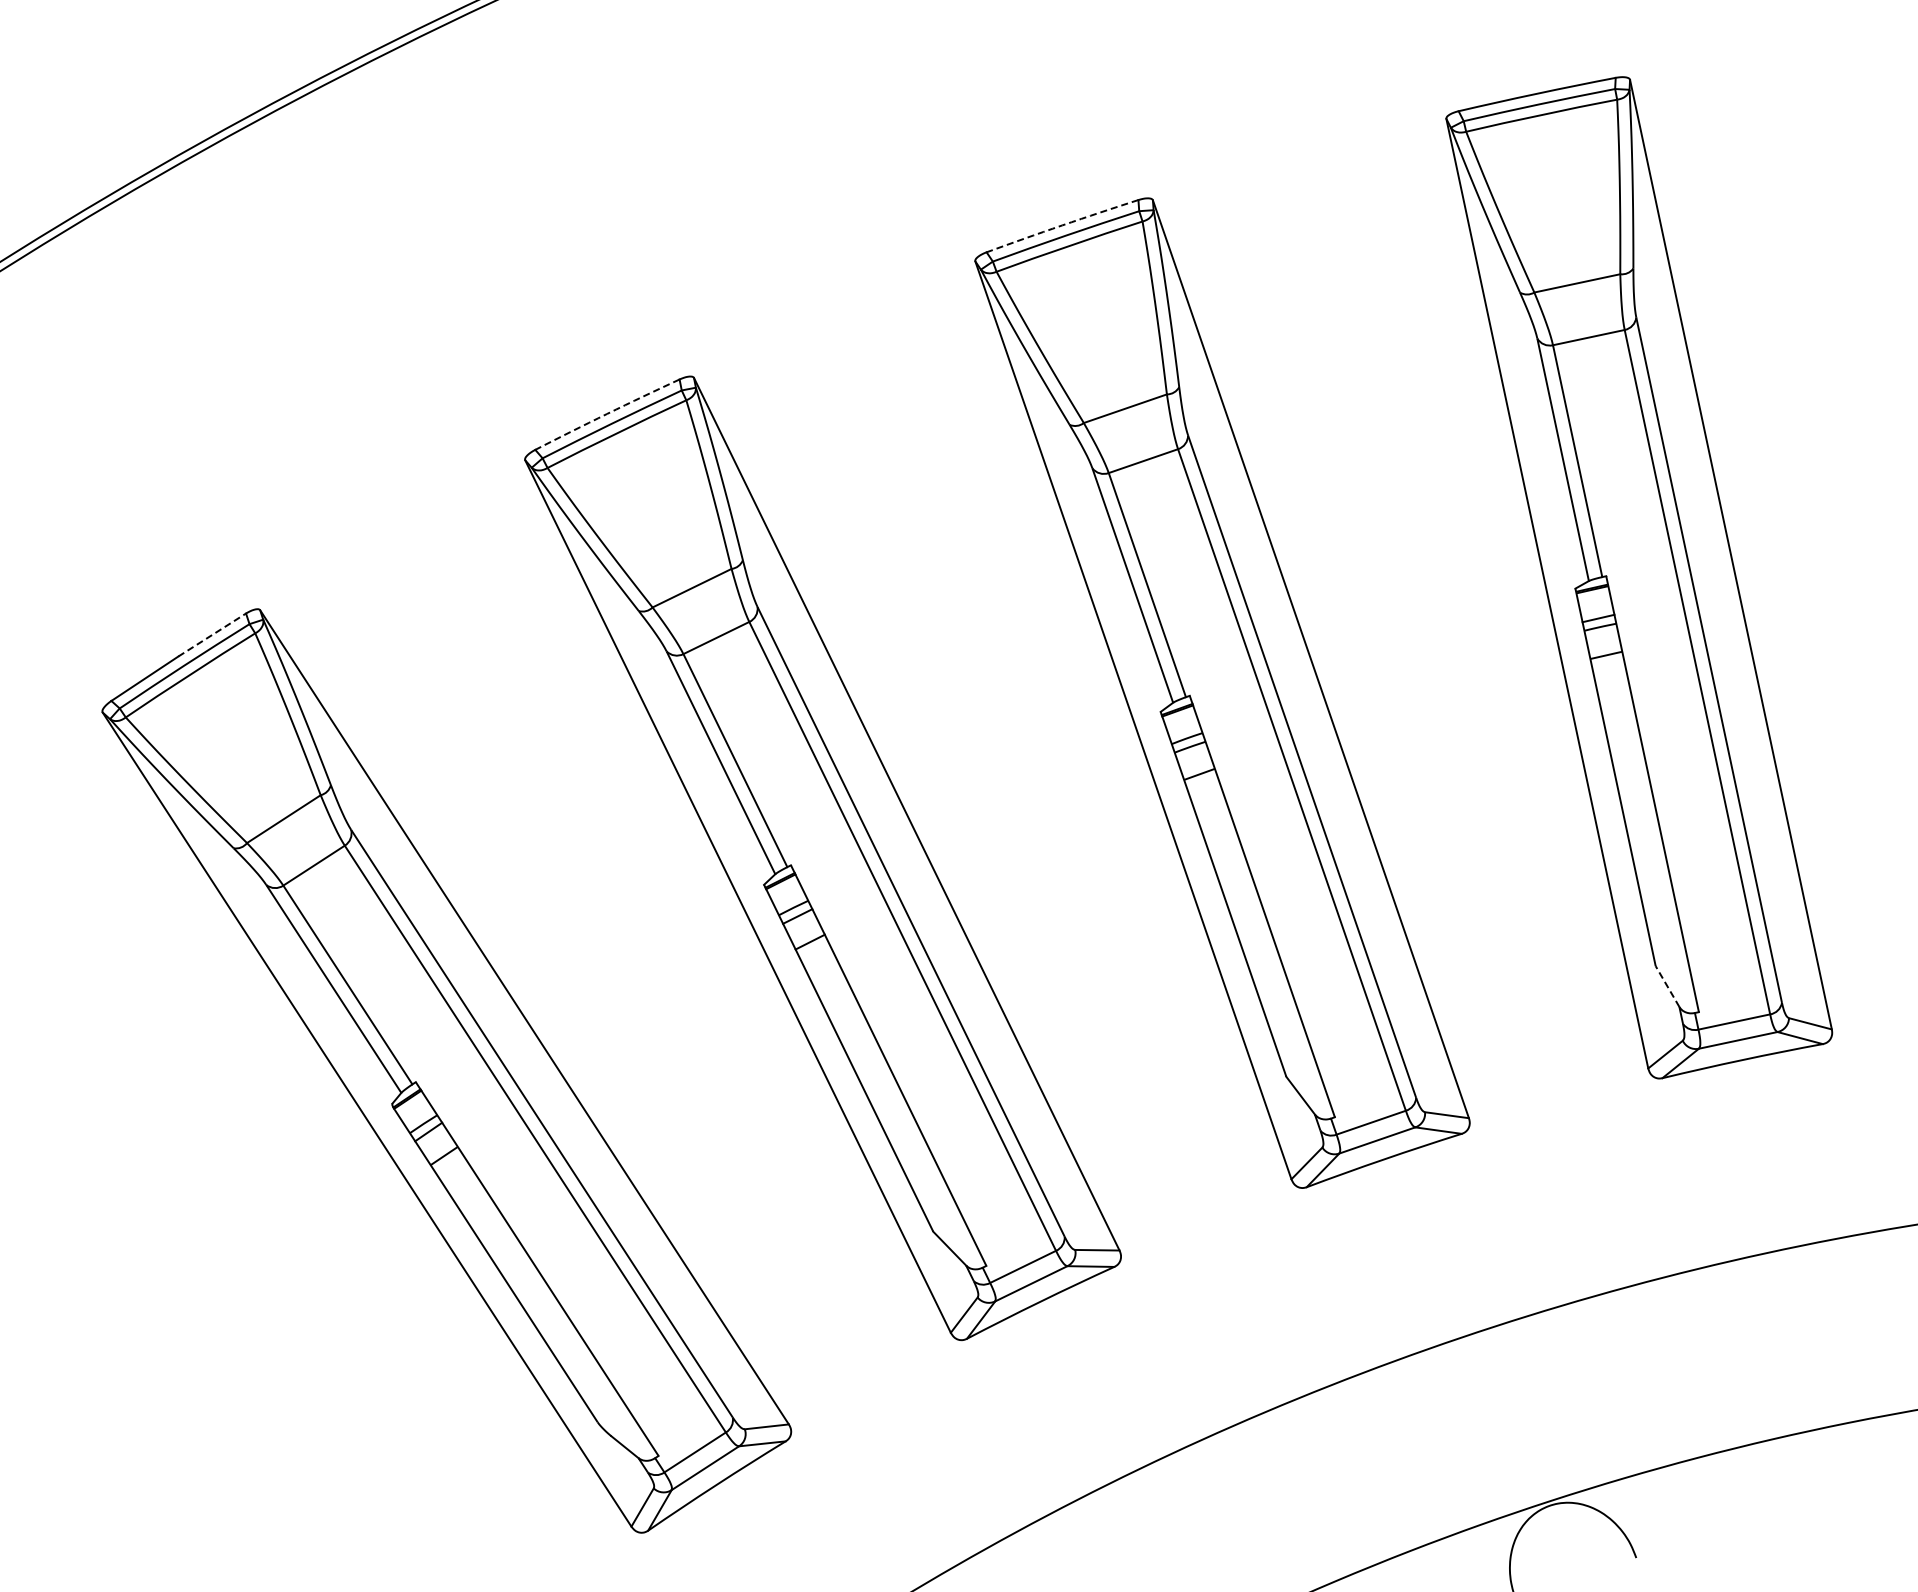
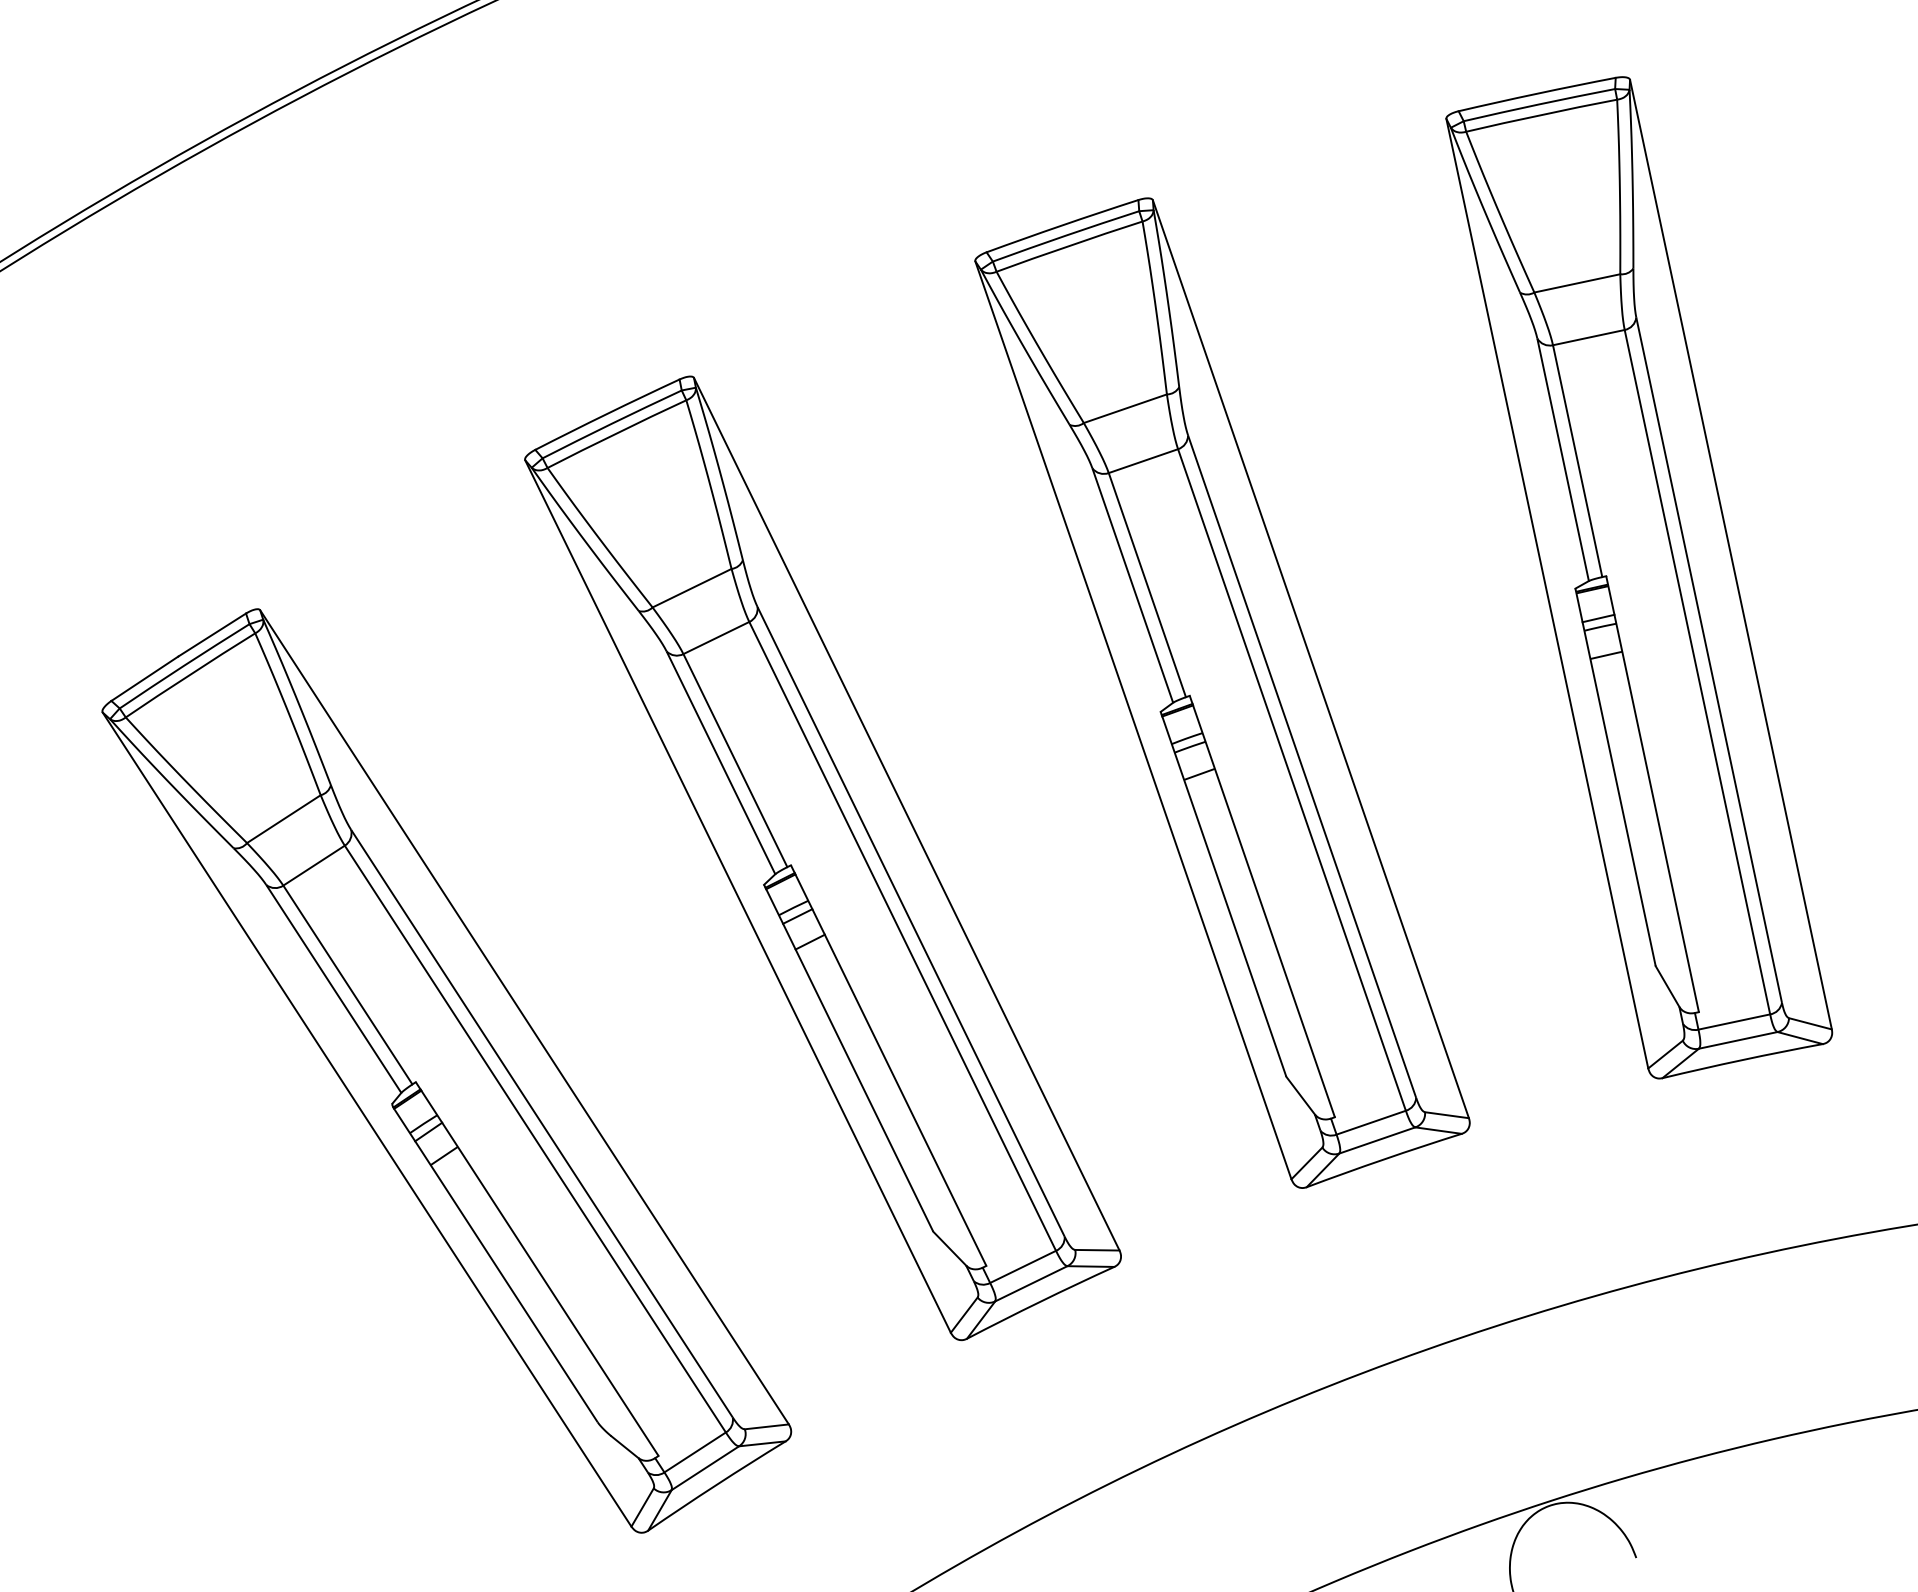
arc: dashed -> solid (1062, 225)
arc: dashed -> solid (607, 413)
line: dashed -> solid (212, 634)
line: dashed -> solid (1667, 986)
